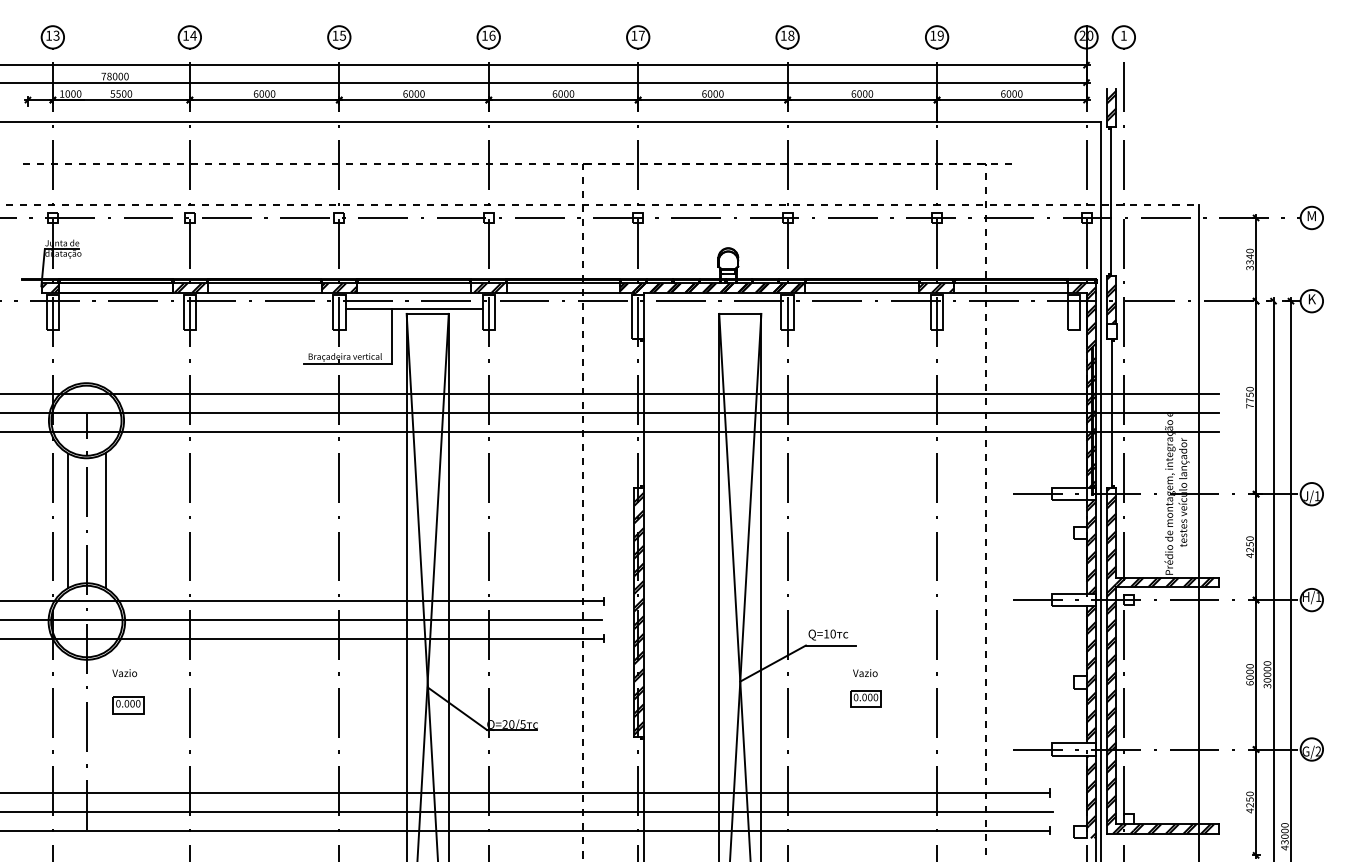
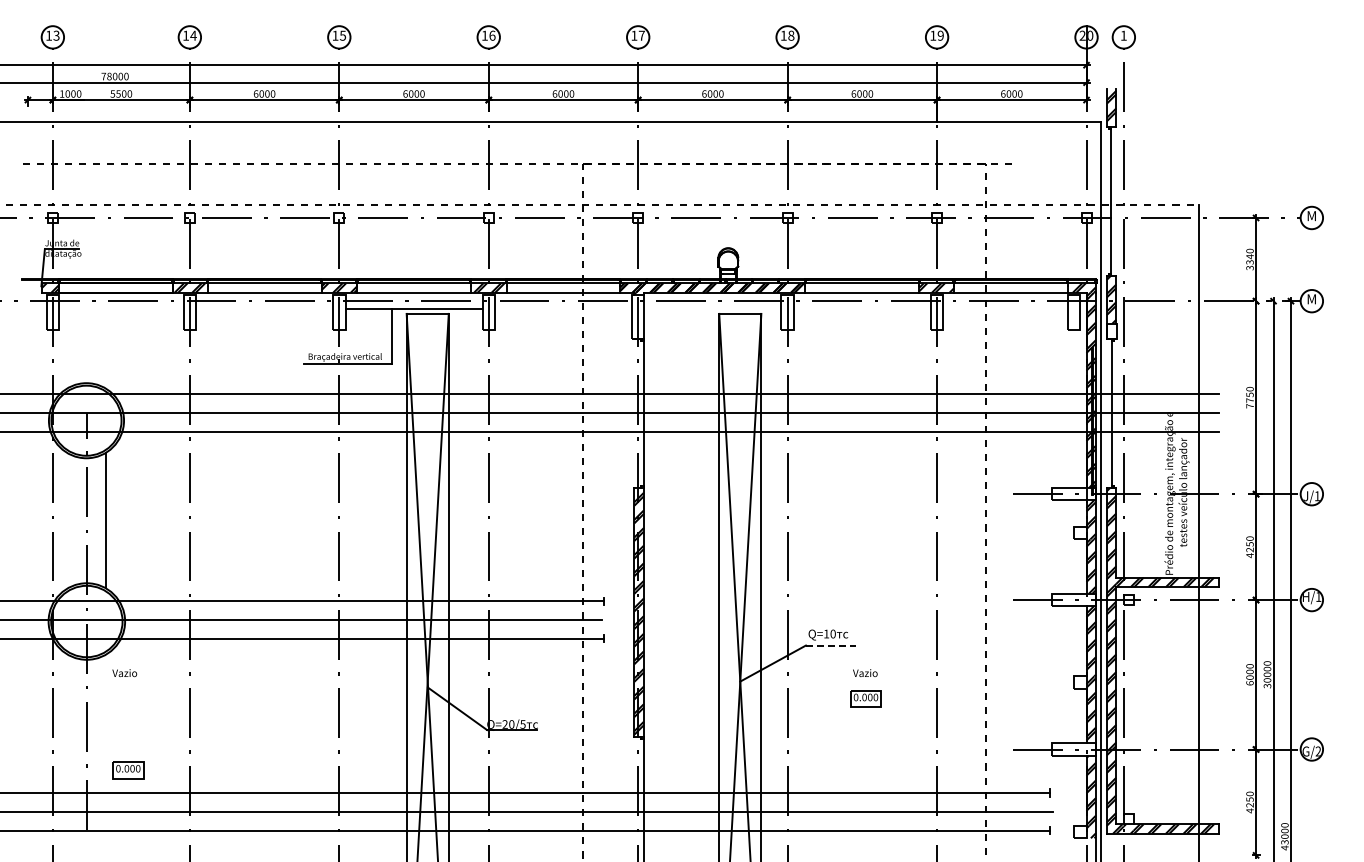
text: K -> M (1311, 299)
line: present -> none (68, 520)
line: solid -> dashed (830, 645)
part position: (128, 705) -> (128, 770) (128, 770)
